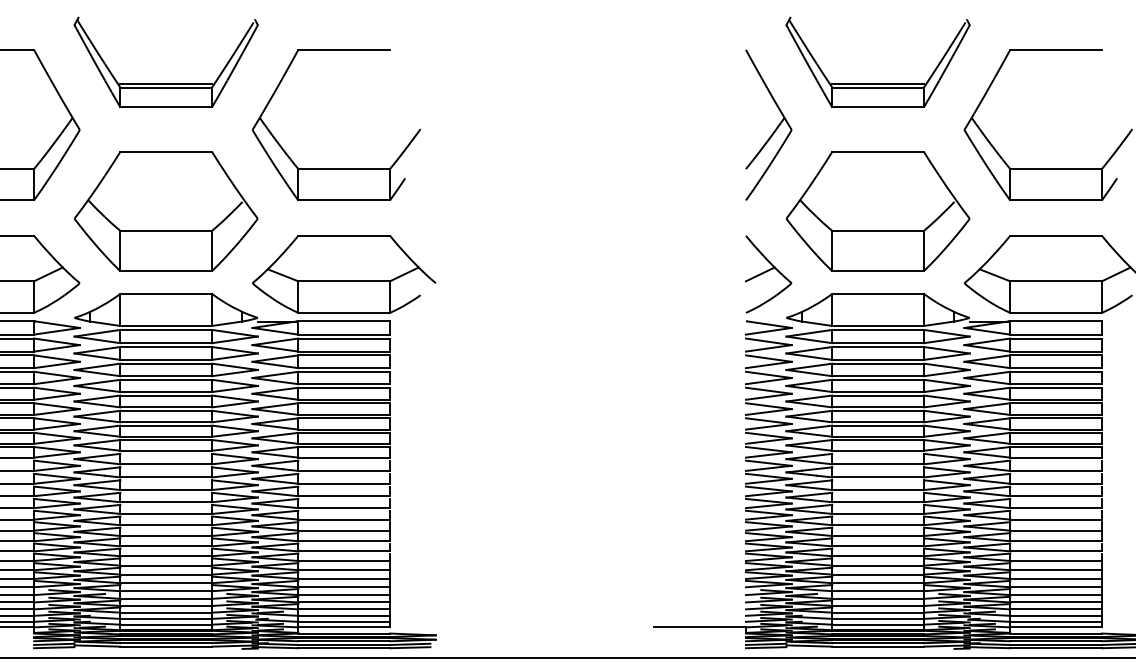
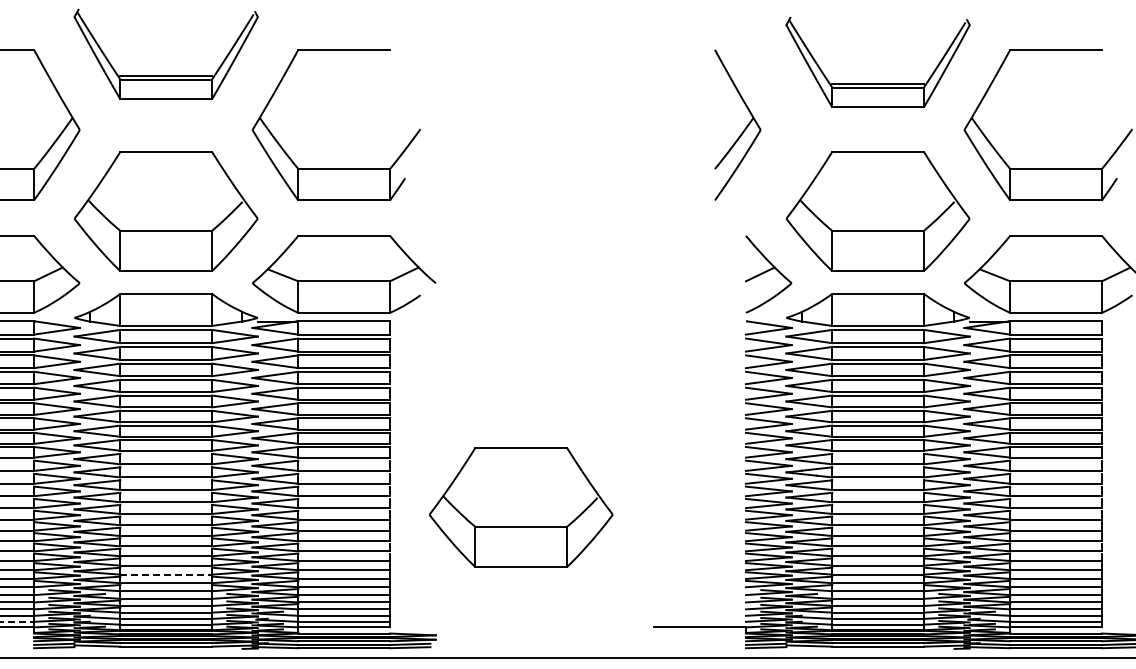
part position: (165, 83) -> (165, 75) (165, 75)
part position: (775, 128) -> (744, 128) (744, 128)
part: none -> present (521, 507)
line: solid -> dashed (166, 574)
line: solid -> dashed (17, 621)
